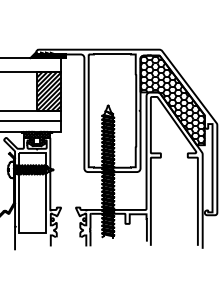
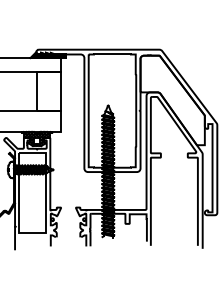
hatch: present -> none (49, 91)
hatch: present -> none (172, 100)
line: present -> none (31, 121)
